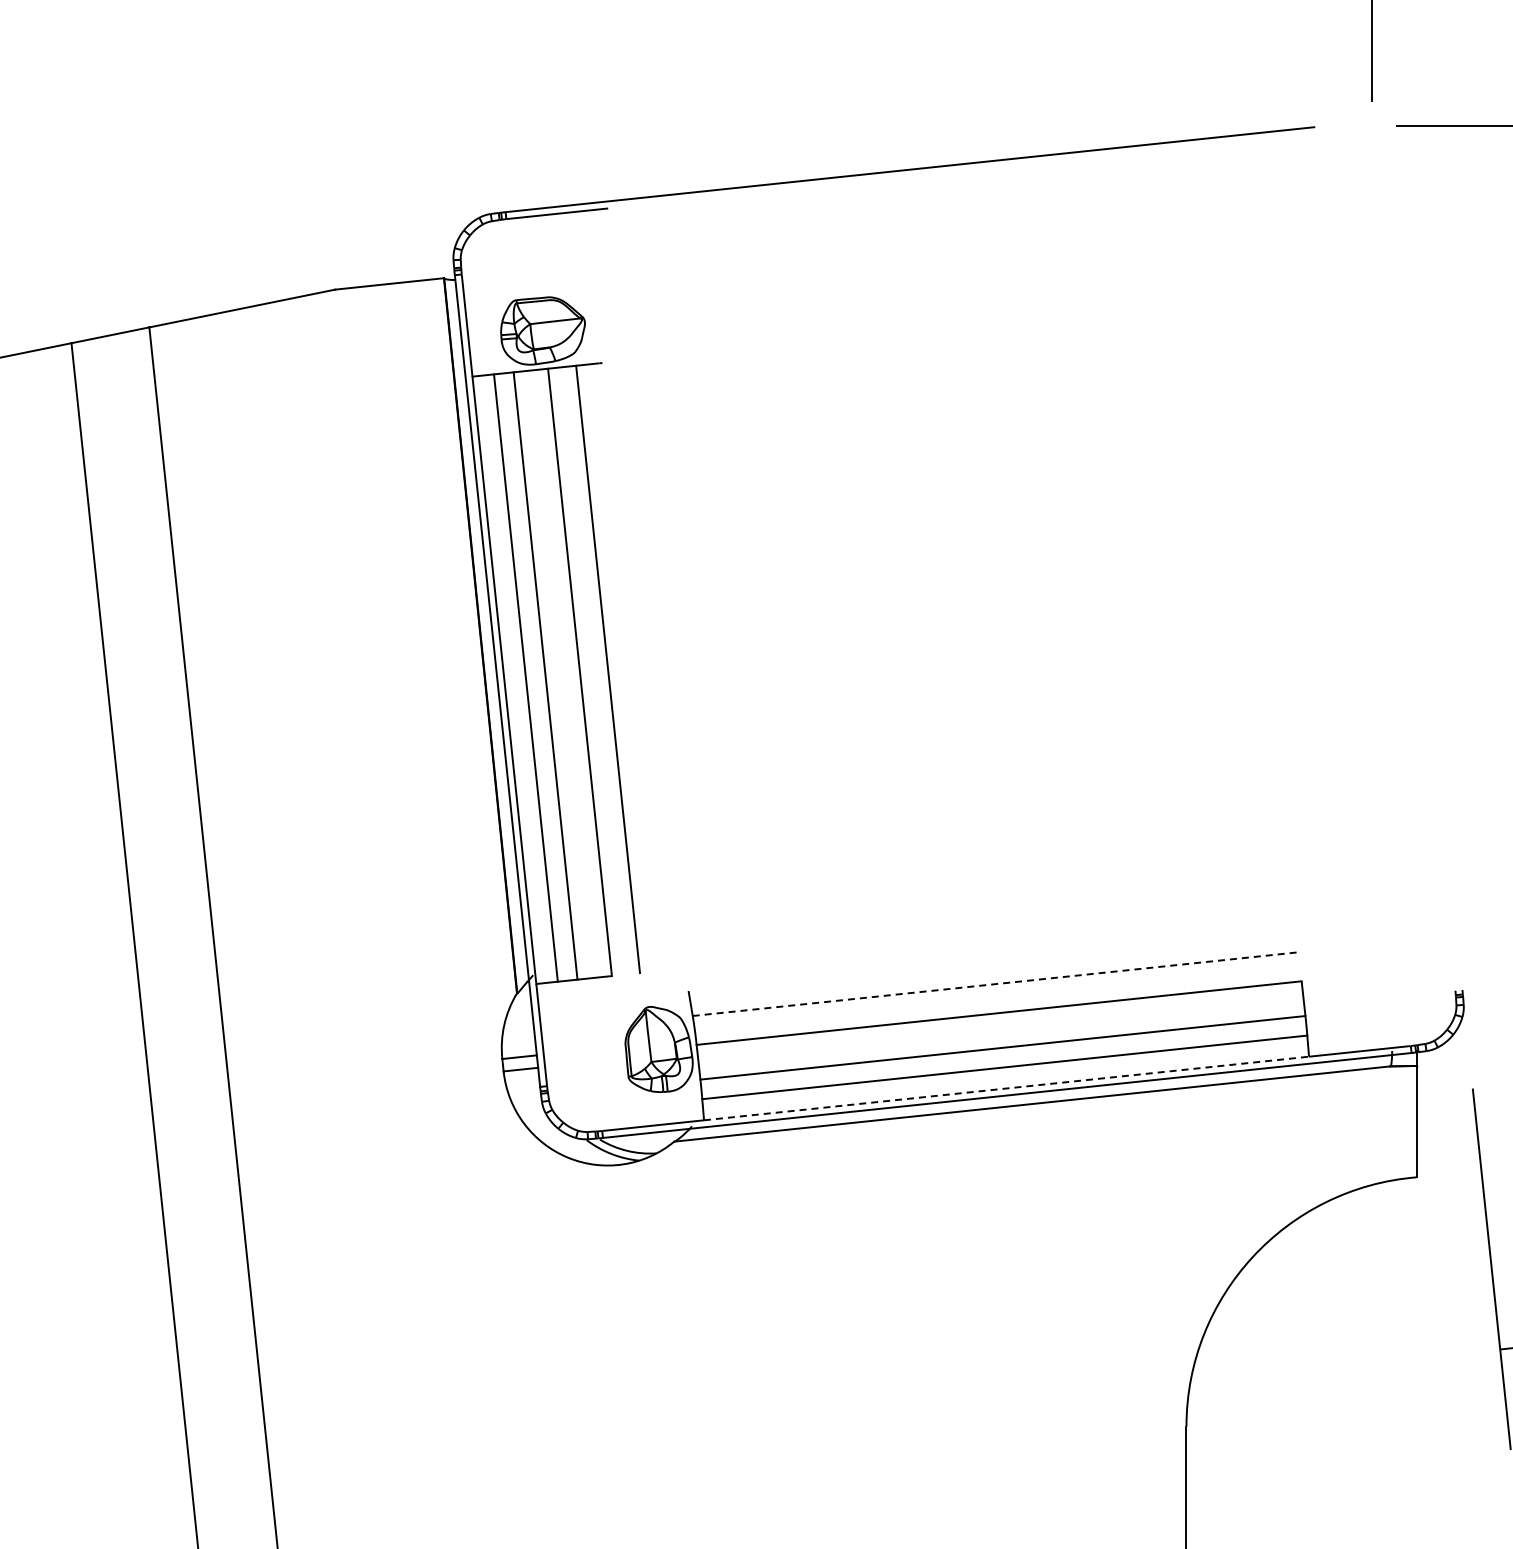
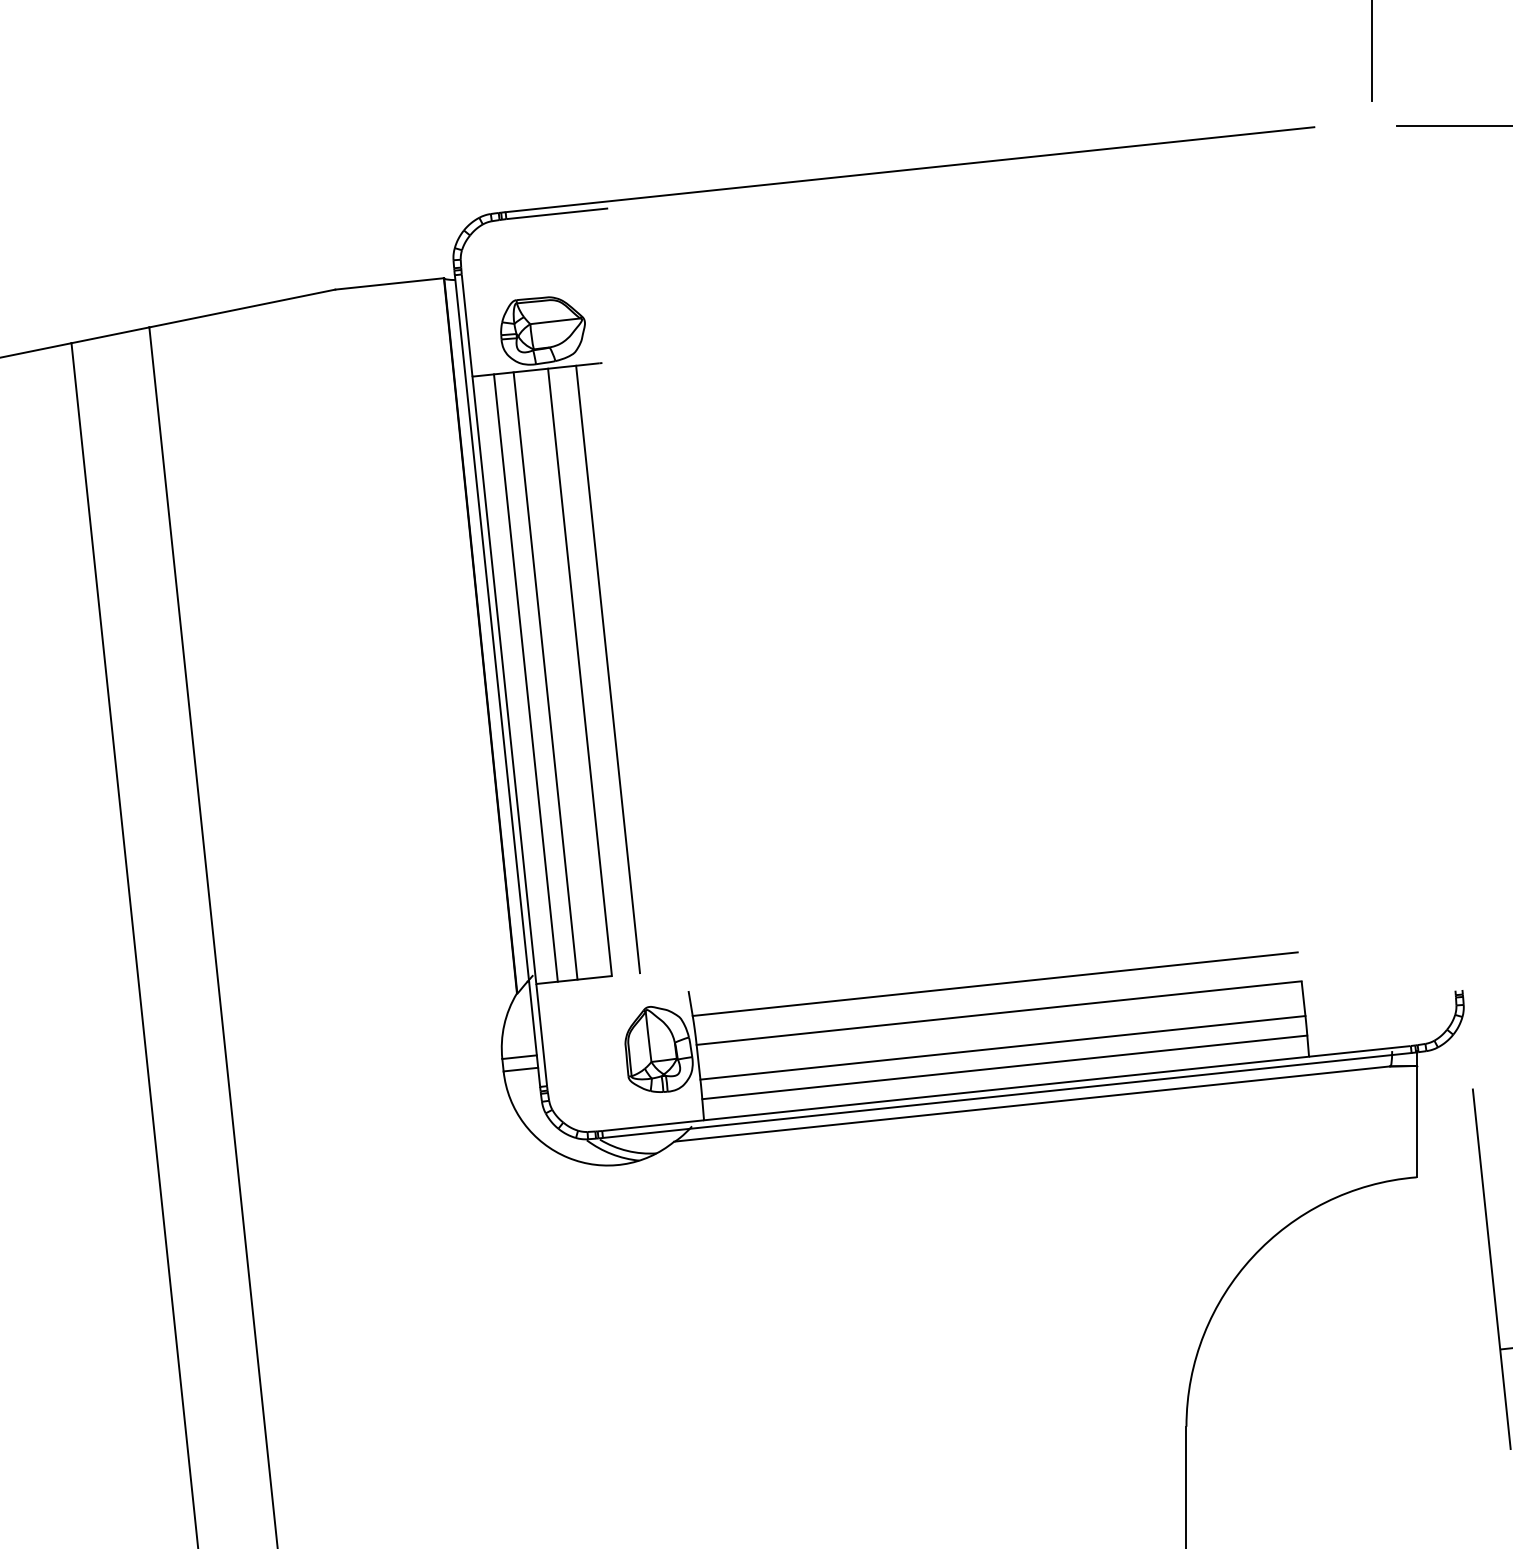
line: dashed -> solid (995, 984)
line: dashed -> solid (1007, 1088)
